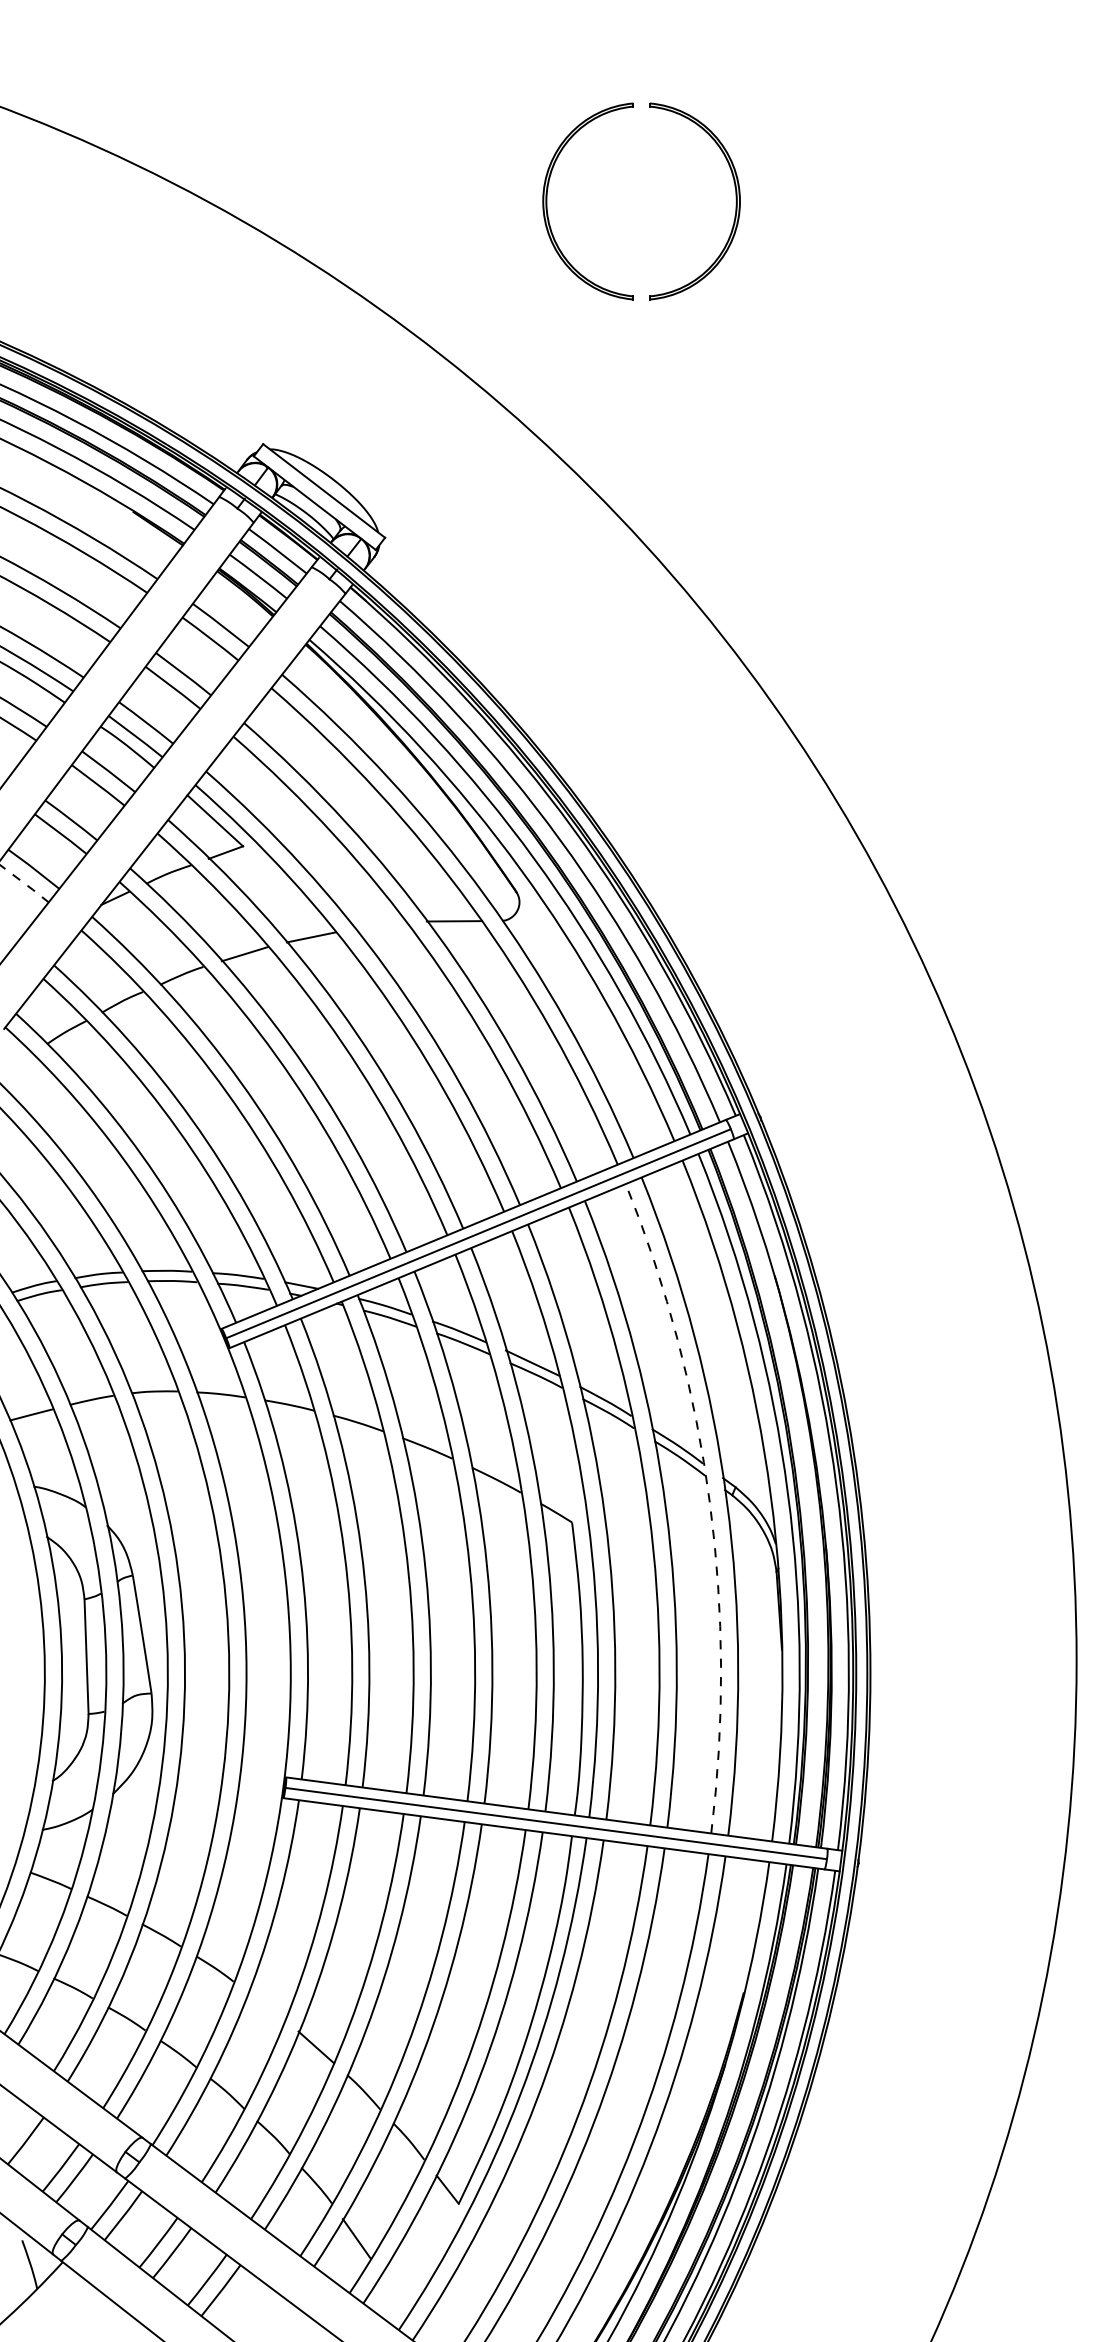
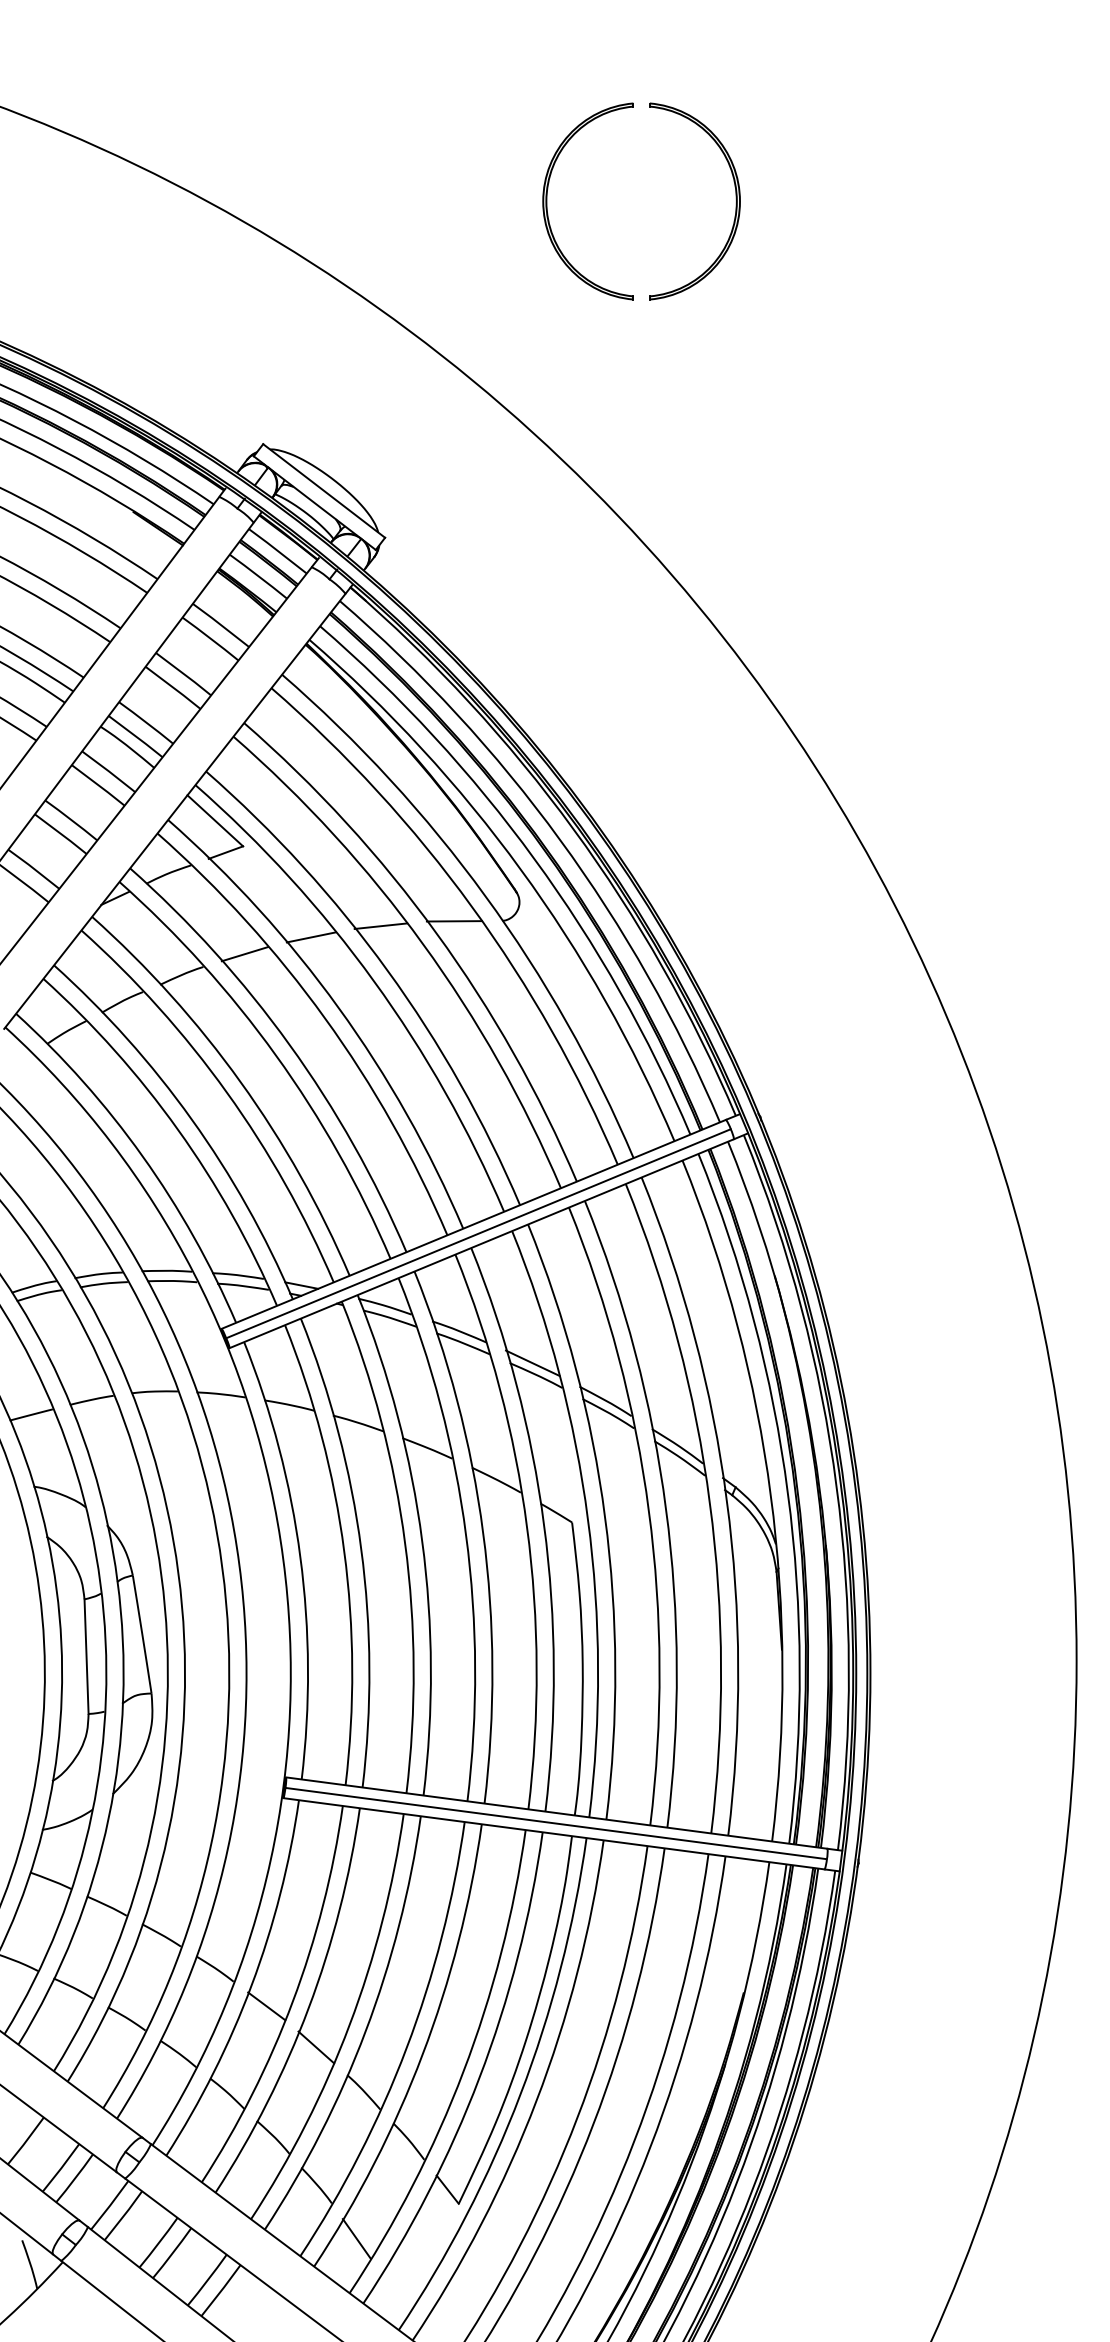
line: dashed -> solid (25, 884)
line: none -> present (380, 925)
arc: dashed -> solid (709, 1503)
line: none -> present (266, 2006)
